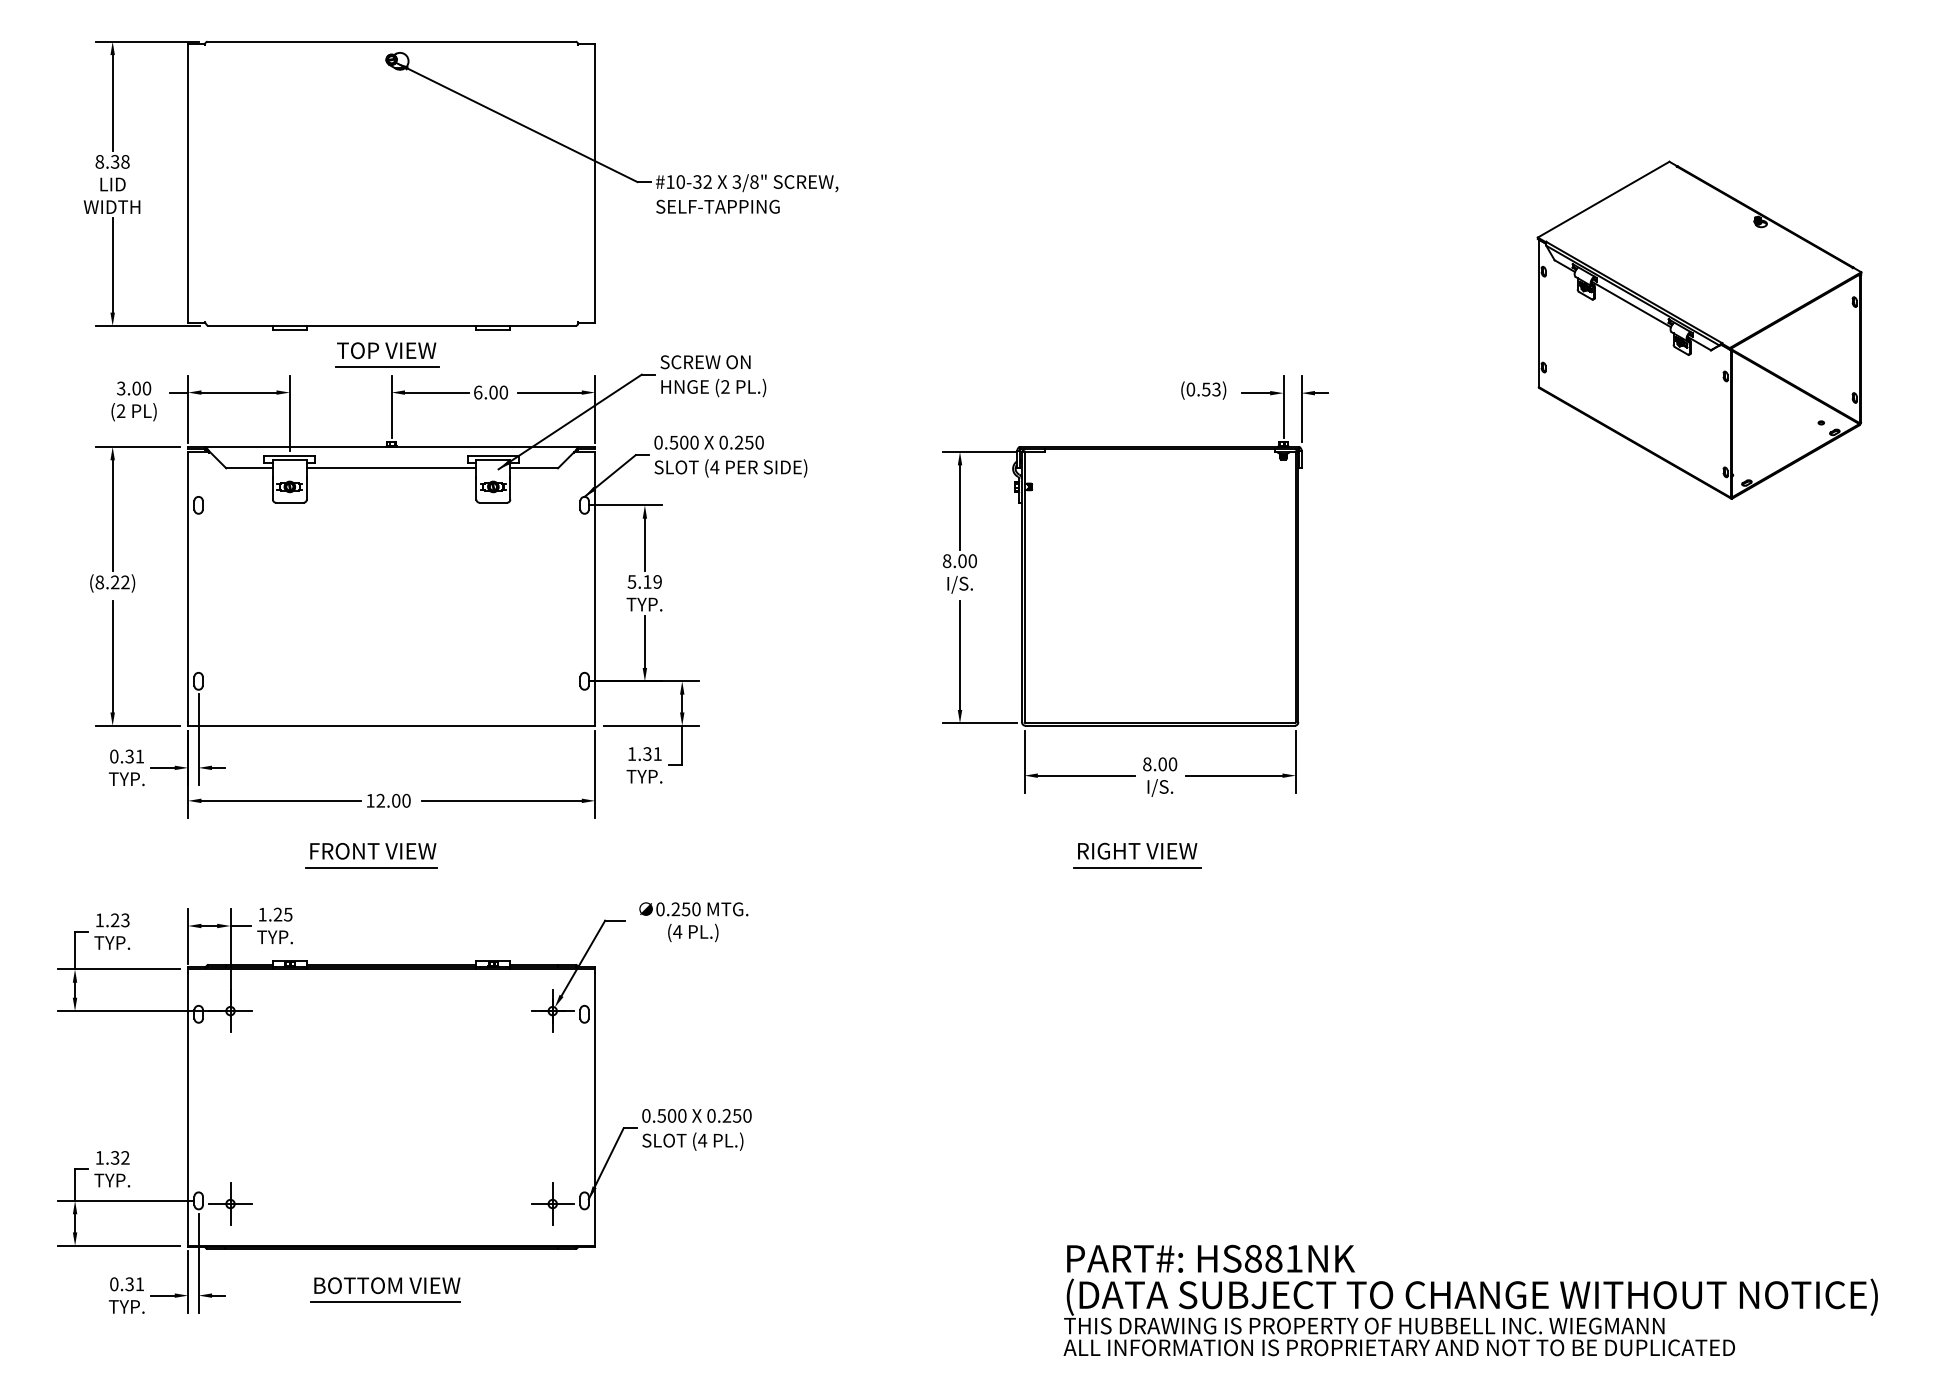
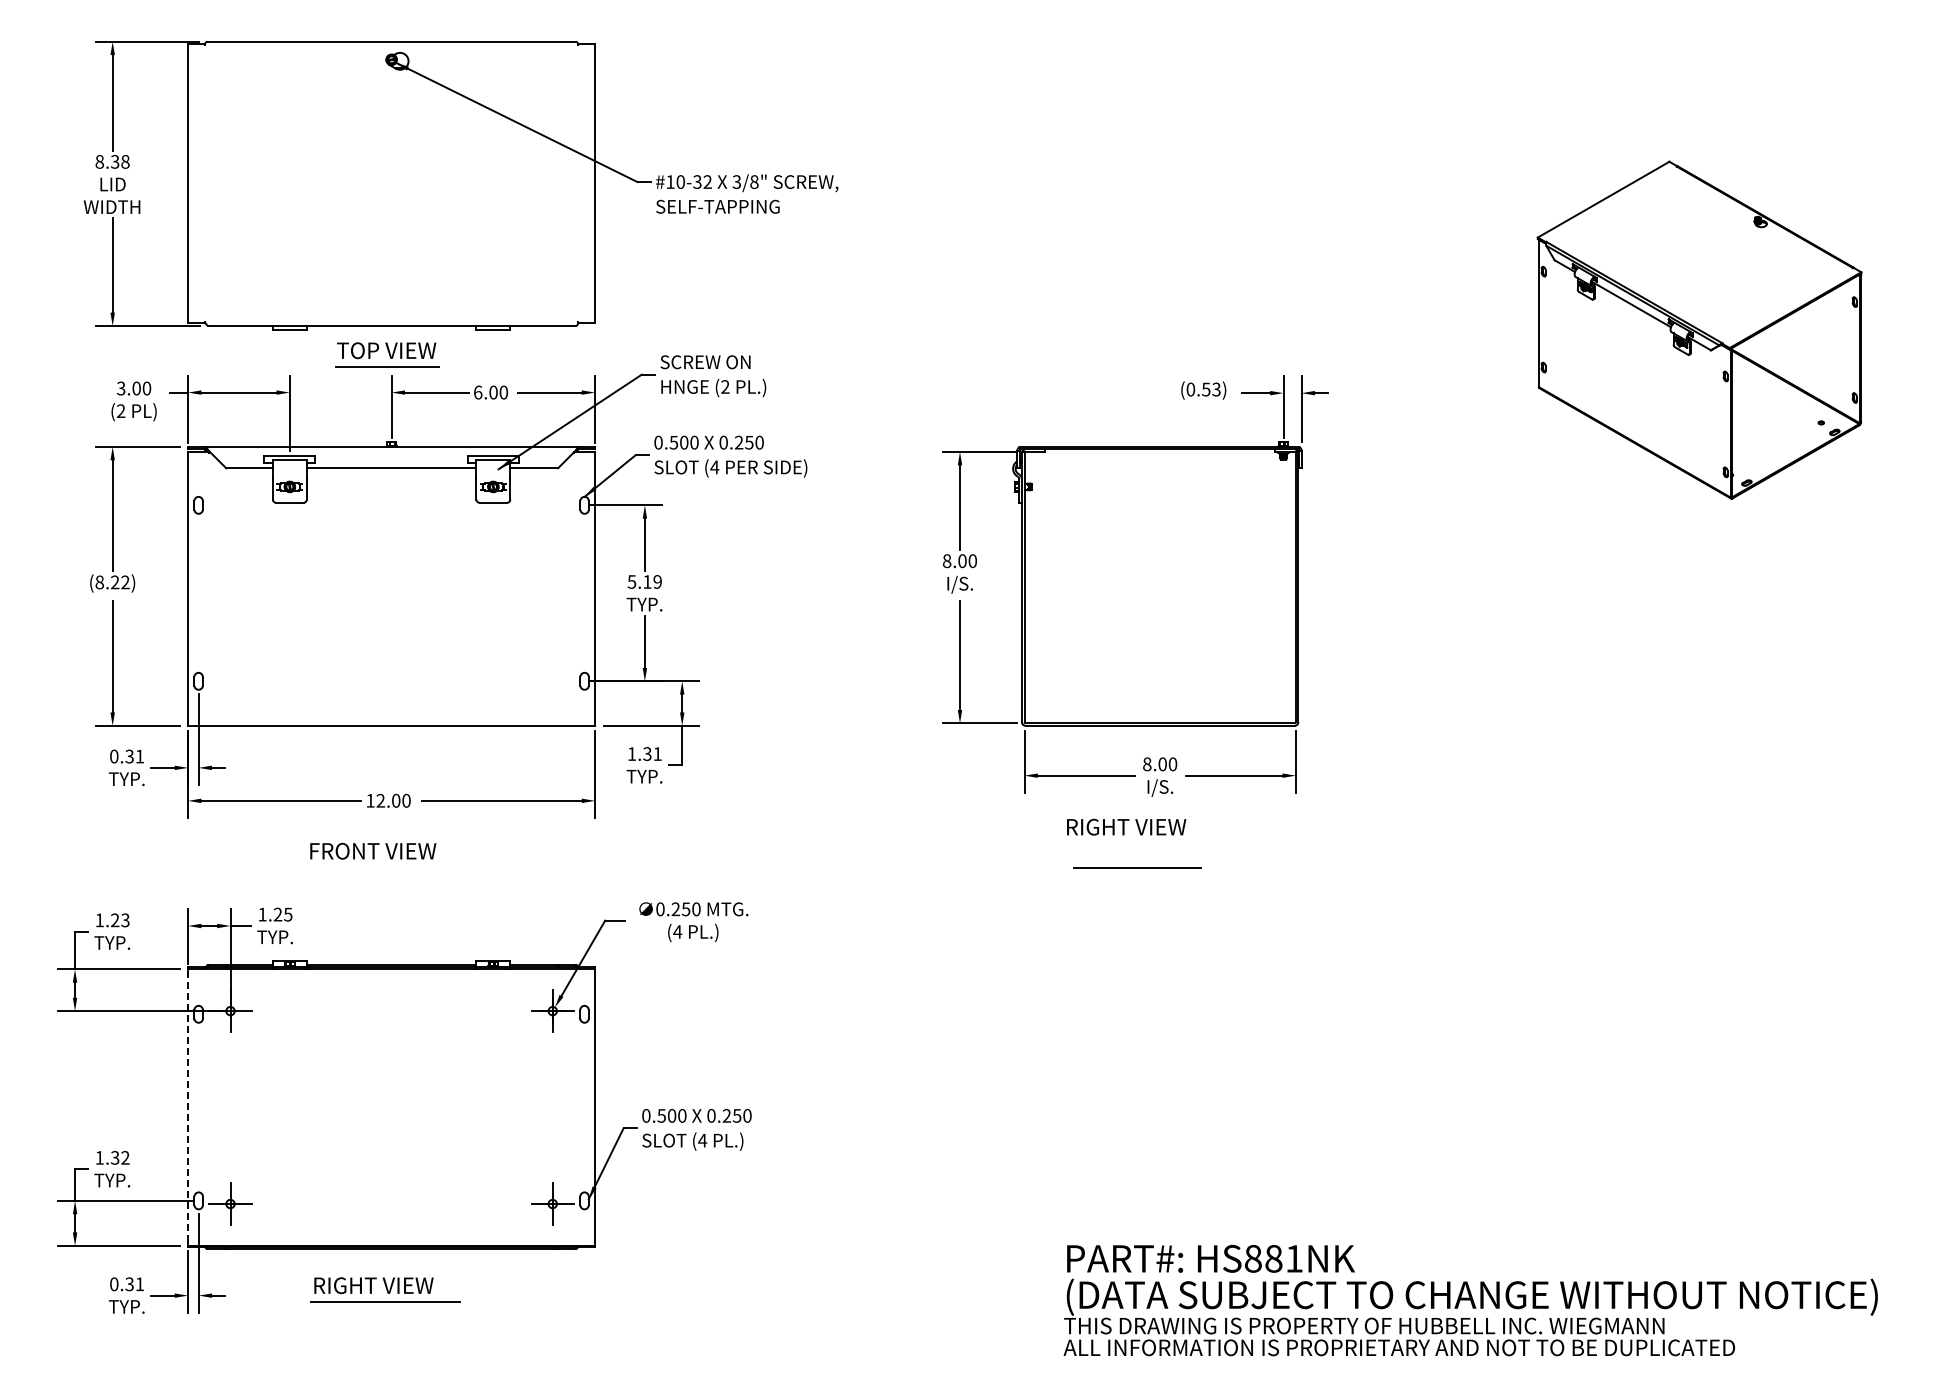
text position: (1137, 850) -> (1126, 826) (1126, 826)
line: present -> none (371, 867)
line: solid -> dashed (188, 1107)
text: BOTTOM VIEW -> RIGHT VIEW (388, 1285)
